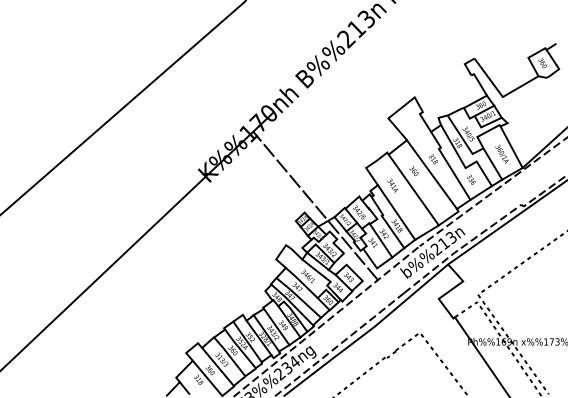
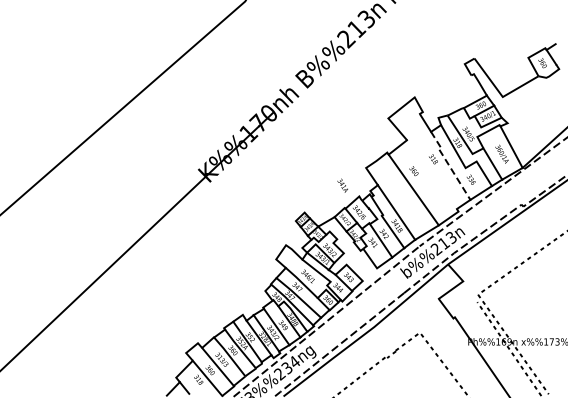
line: solid -> dashed (448, 164)
line: present -> none (431, 174)
text position: (392, 185) -> (342, 185) (342, 185)
line: present -> none (315, 206)
line: present -> none (465, 309)
